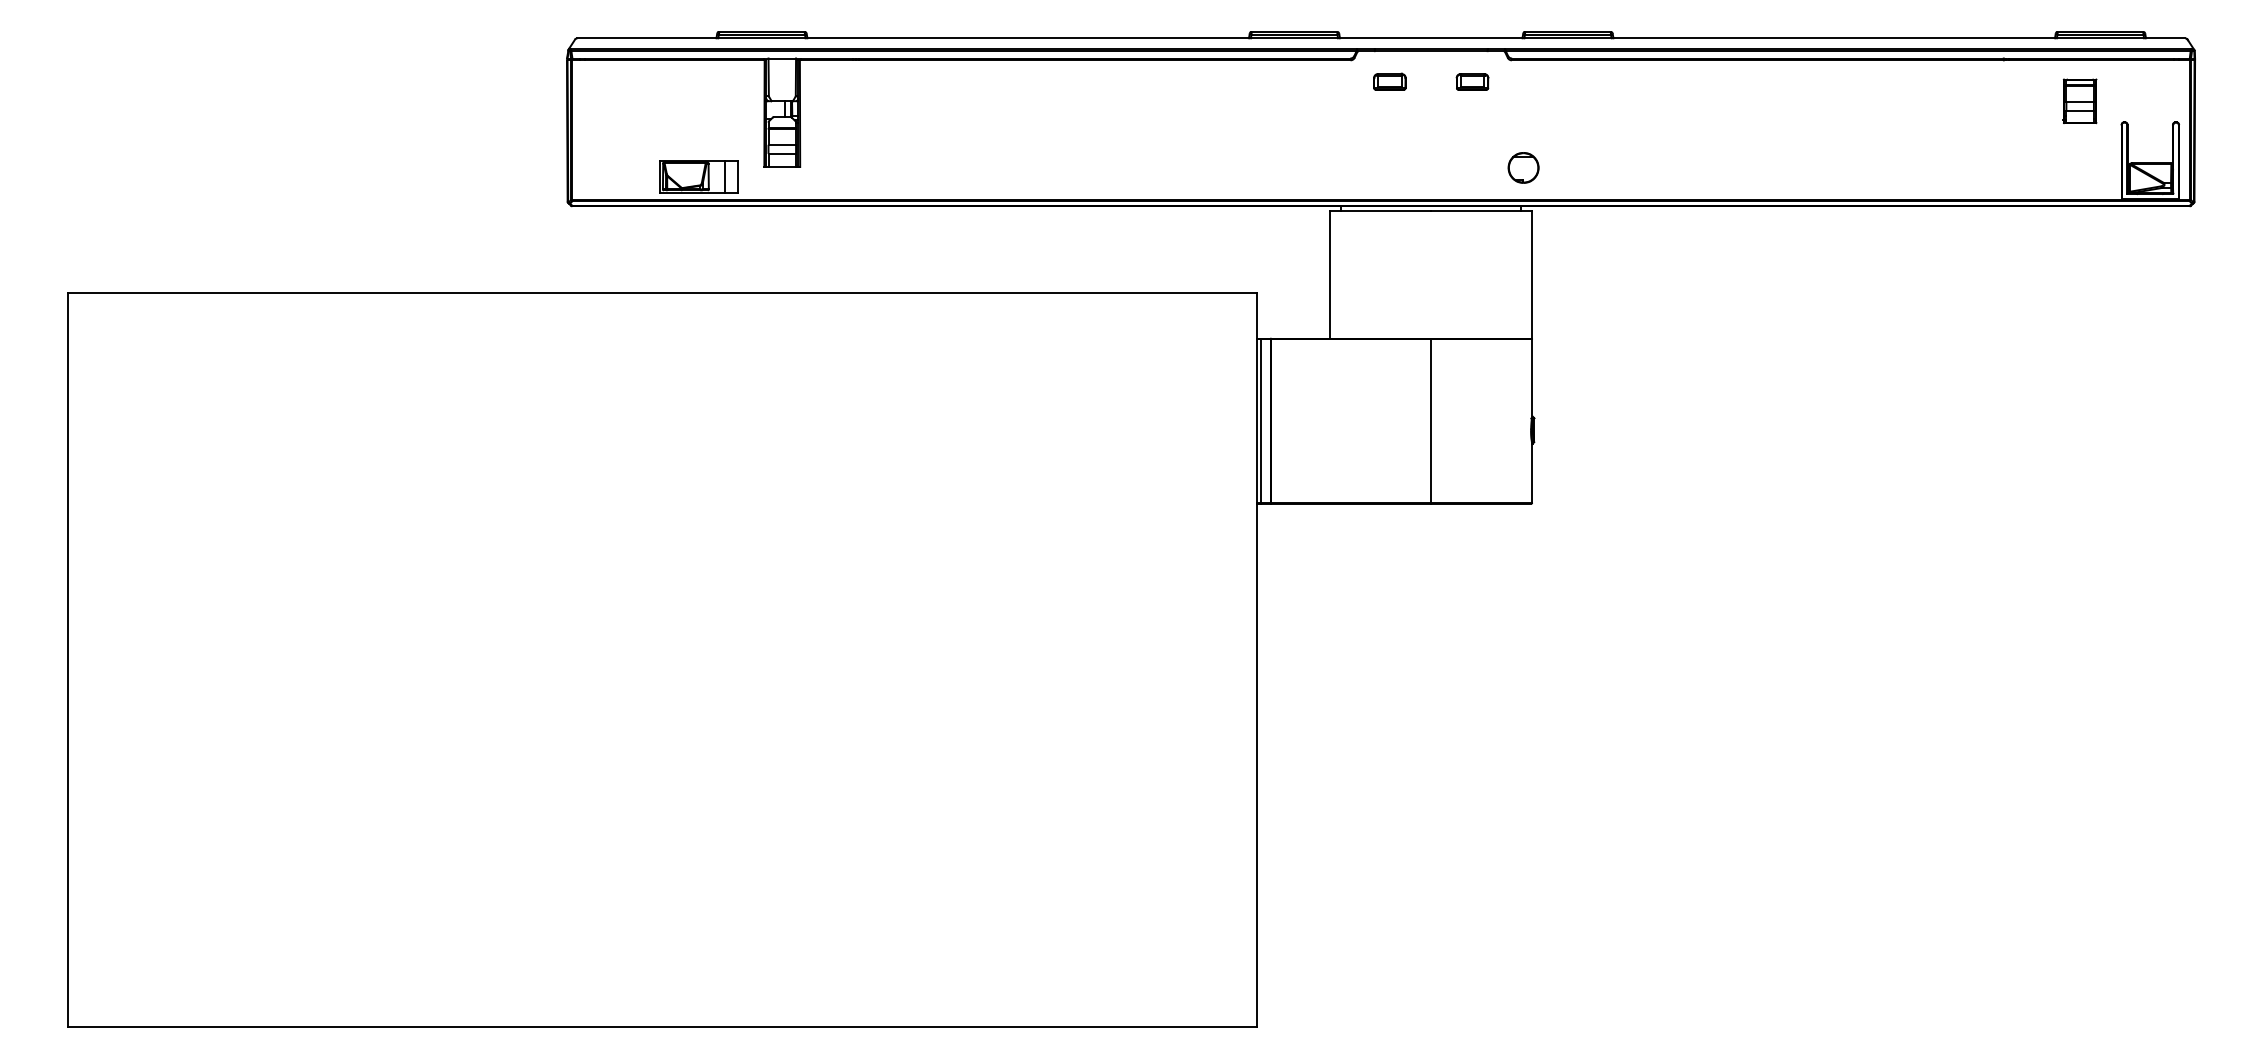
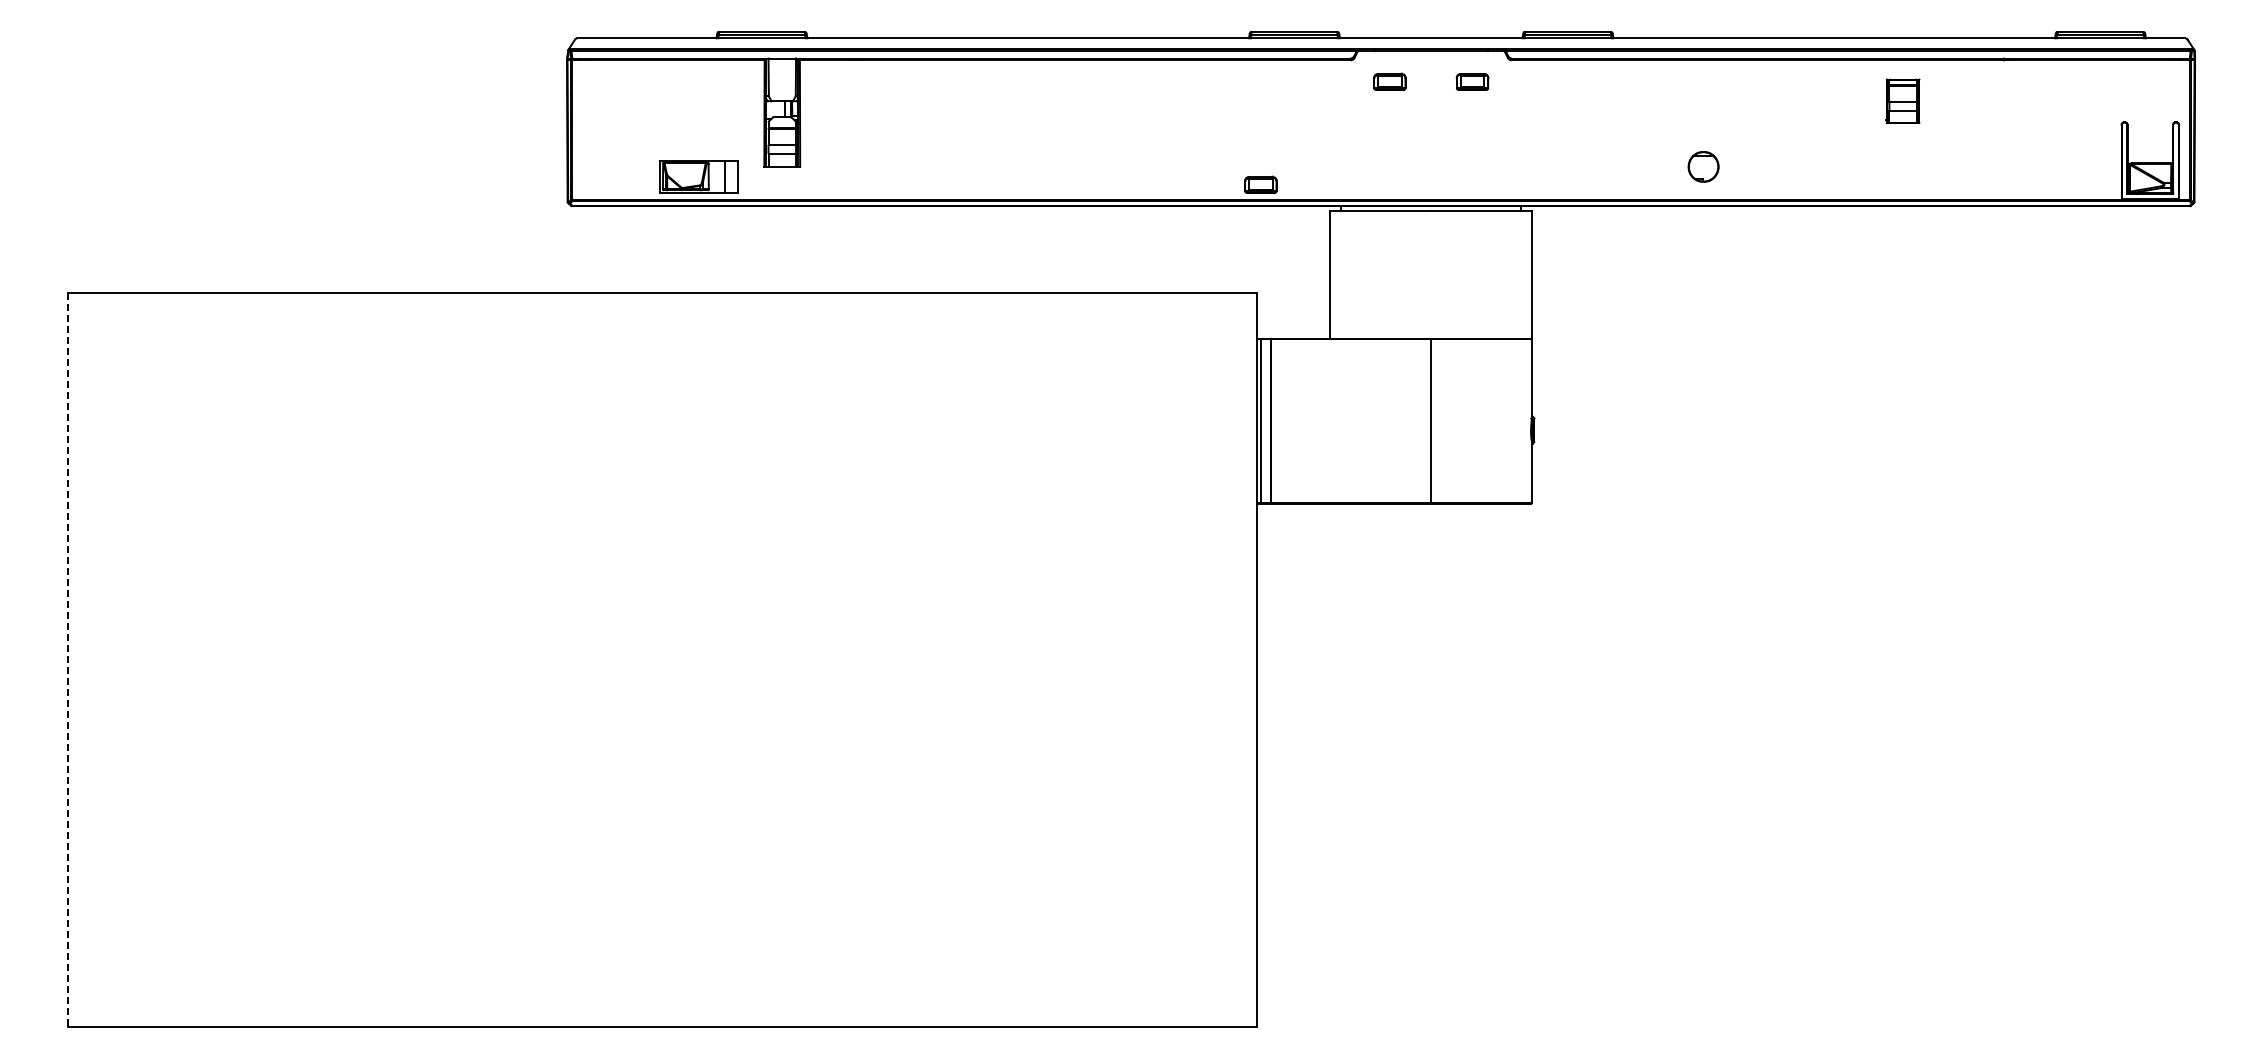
part position: (2079, 101) -> (1902, 101) (1902, 101)
part position: (1523, 167) -> (1703, 166) (1703, 166)
part: none -> present (1260, 184)
line: solid -> dashed (67, 660)
